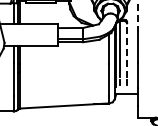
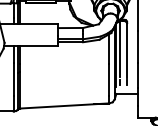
line: dashed -> solid (138, 16)
line: dashed -> solid (127, 50)
